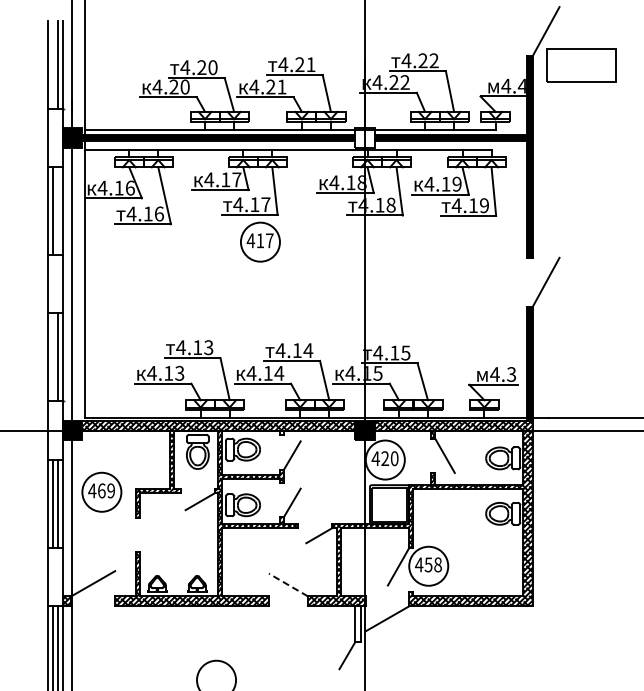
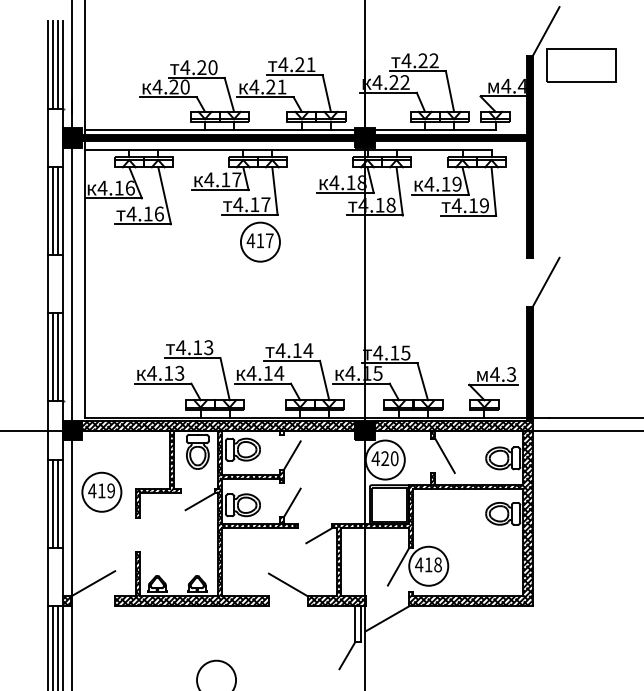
line: none -> present (52, 64)
fill: none -> present (364, 137)
line: none -> present (57, 210)
line: none -> present (52, 357)
text: 469 -> 419 (101, 490)
text: 458 -> 418 (428, 564)
line: dashed -> solid (288, 585)
